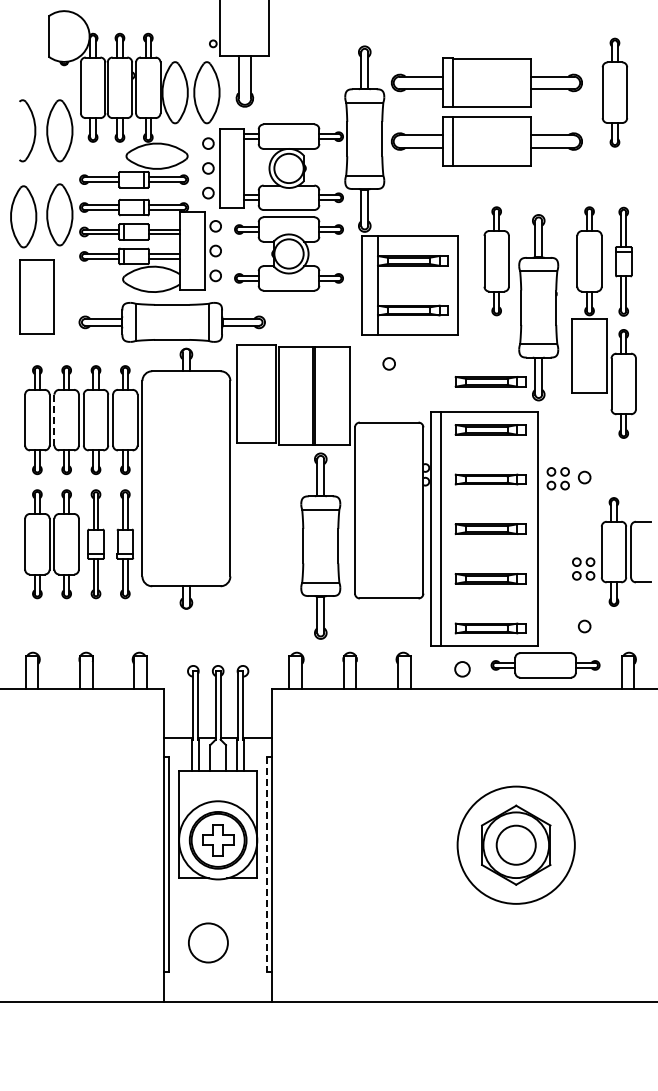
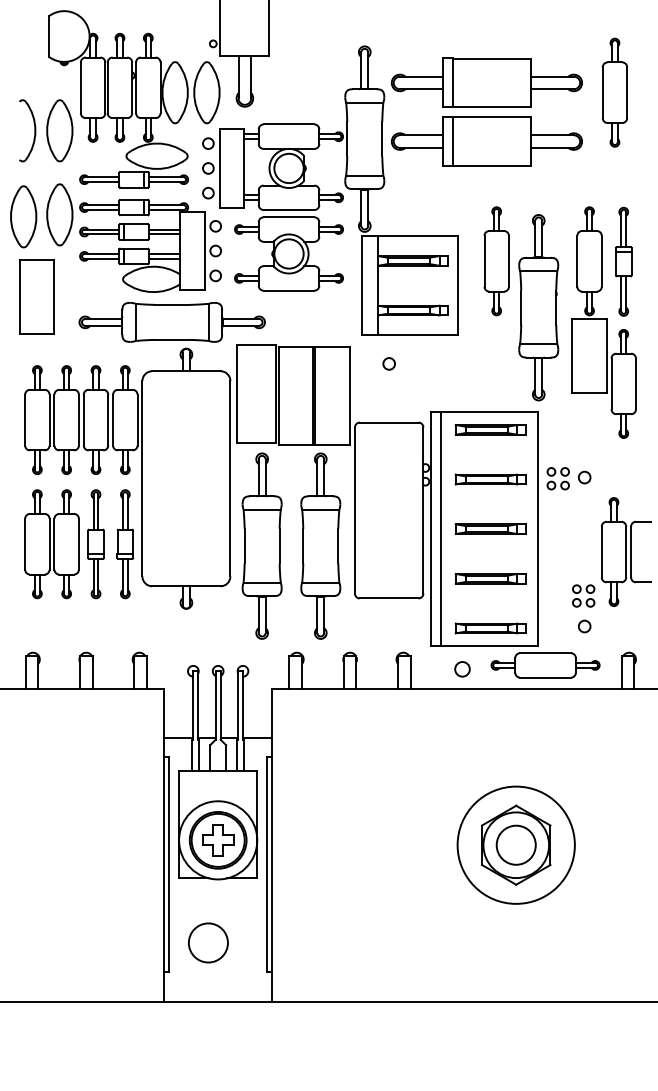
part: present -> none (490, 381)
line: dashed -> solid (54, 419)
part: none -> present (261, 545)
part position: (583, 568) -> (583, 595) (583, 595)
line: dashed -> solid (267, 864)
